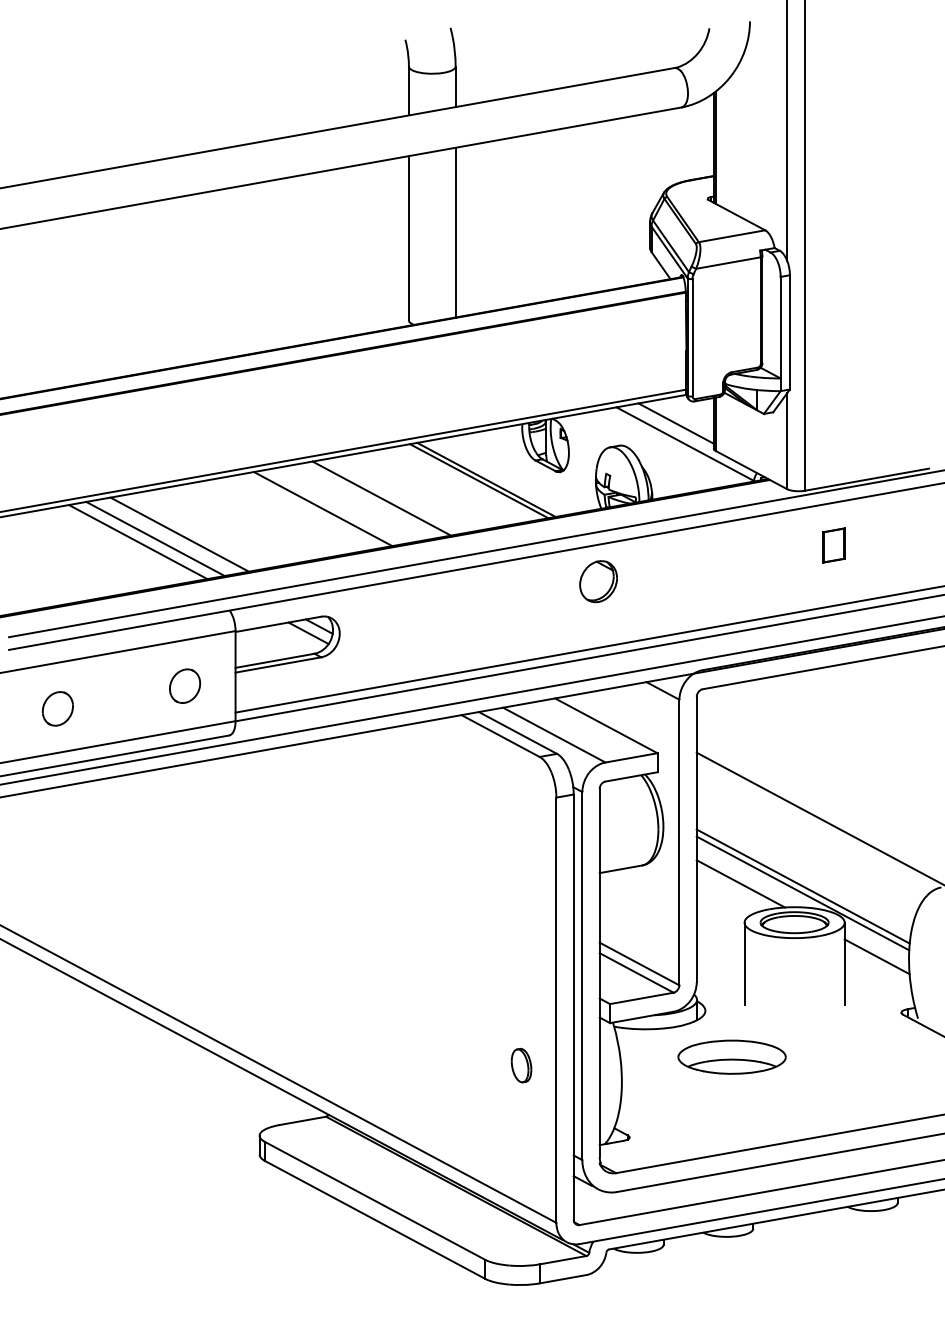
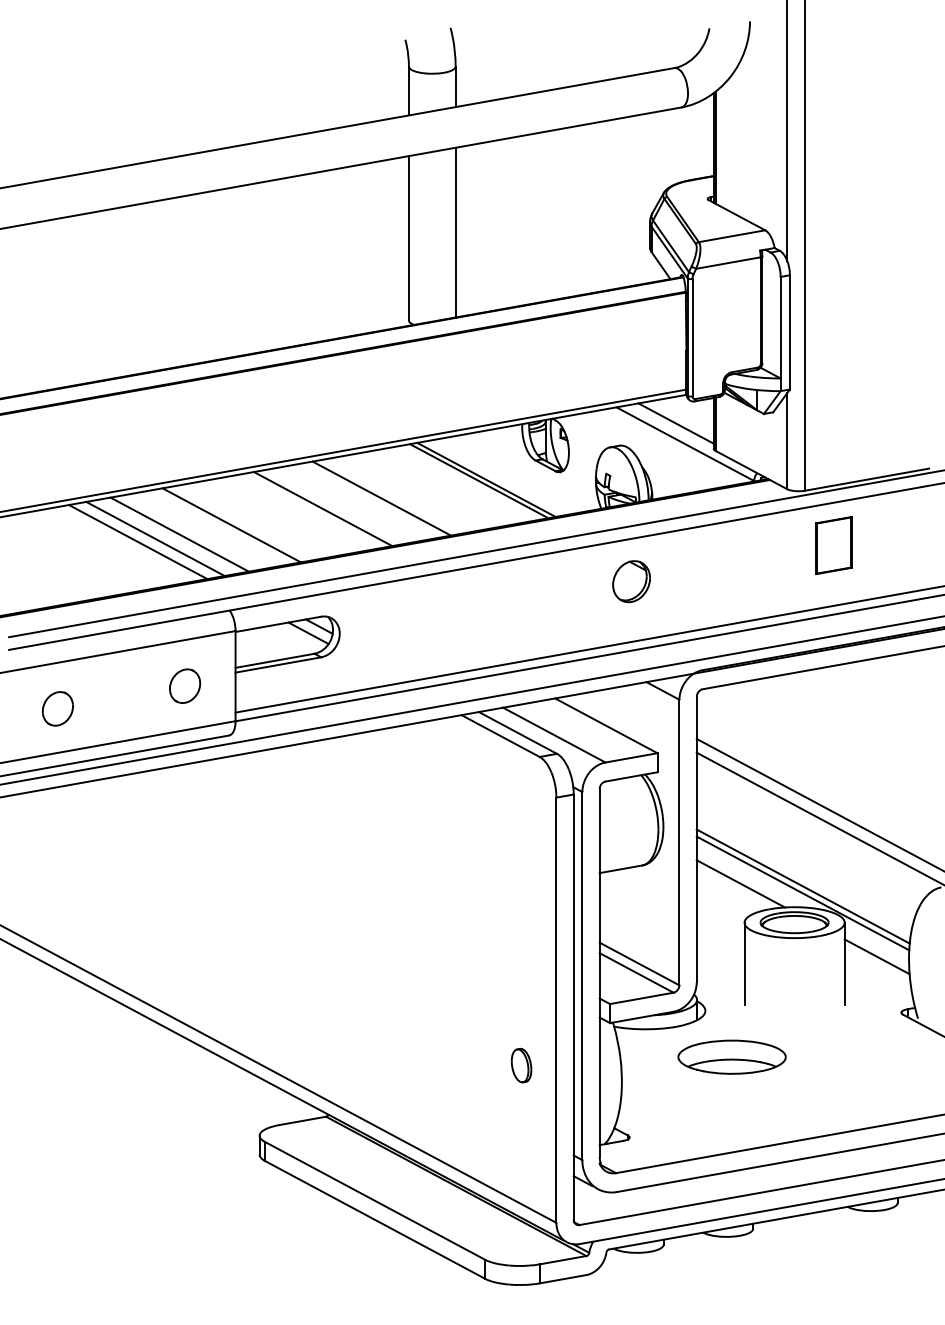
line: none -> present (231, 525)
part size: 24x37 px -> 38x59 px (833, 545)
part position: (598, 581) -> (631, 581) (631, 581)
line: none -> present (818, 803)
